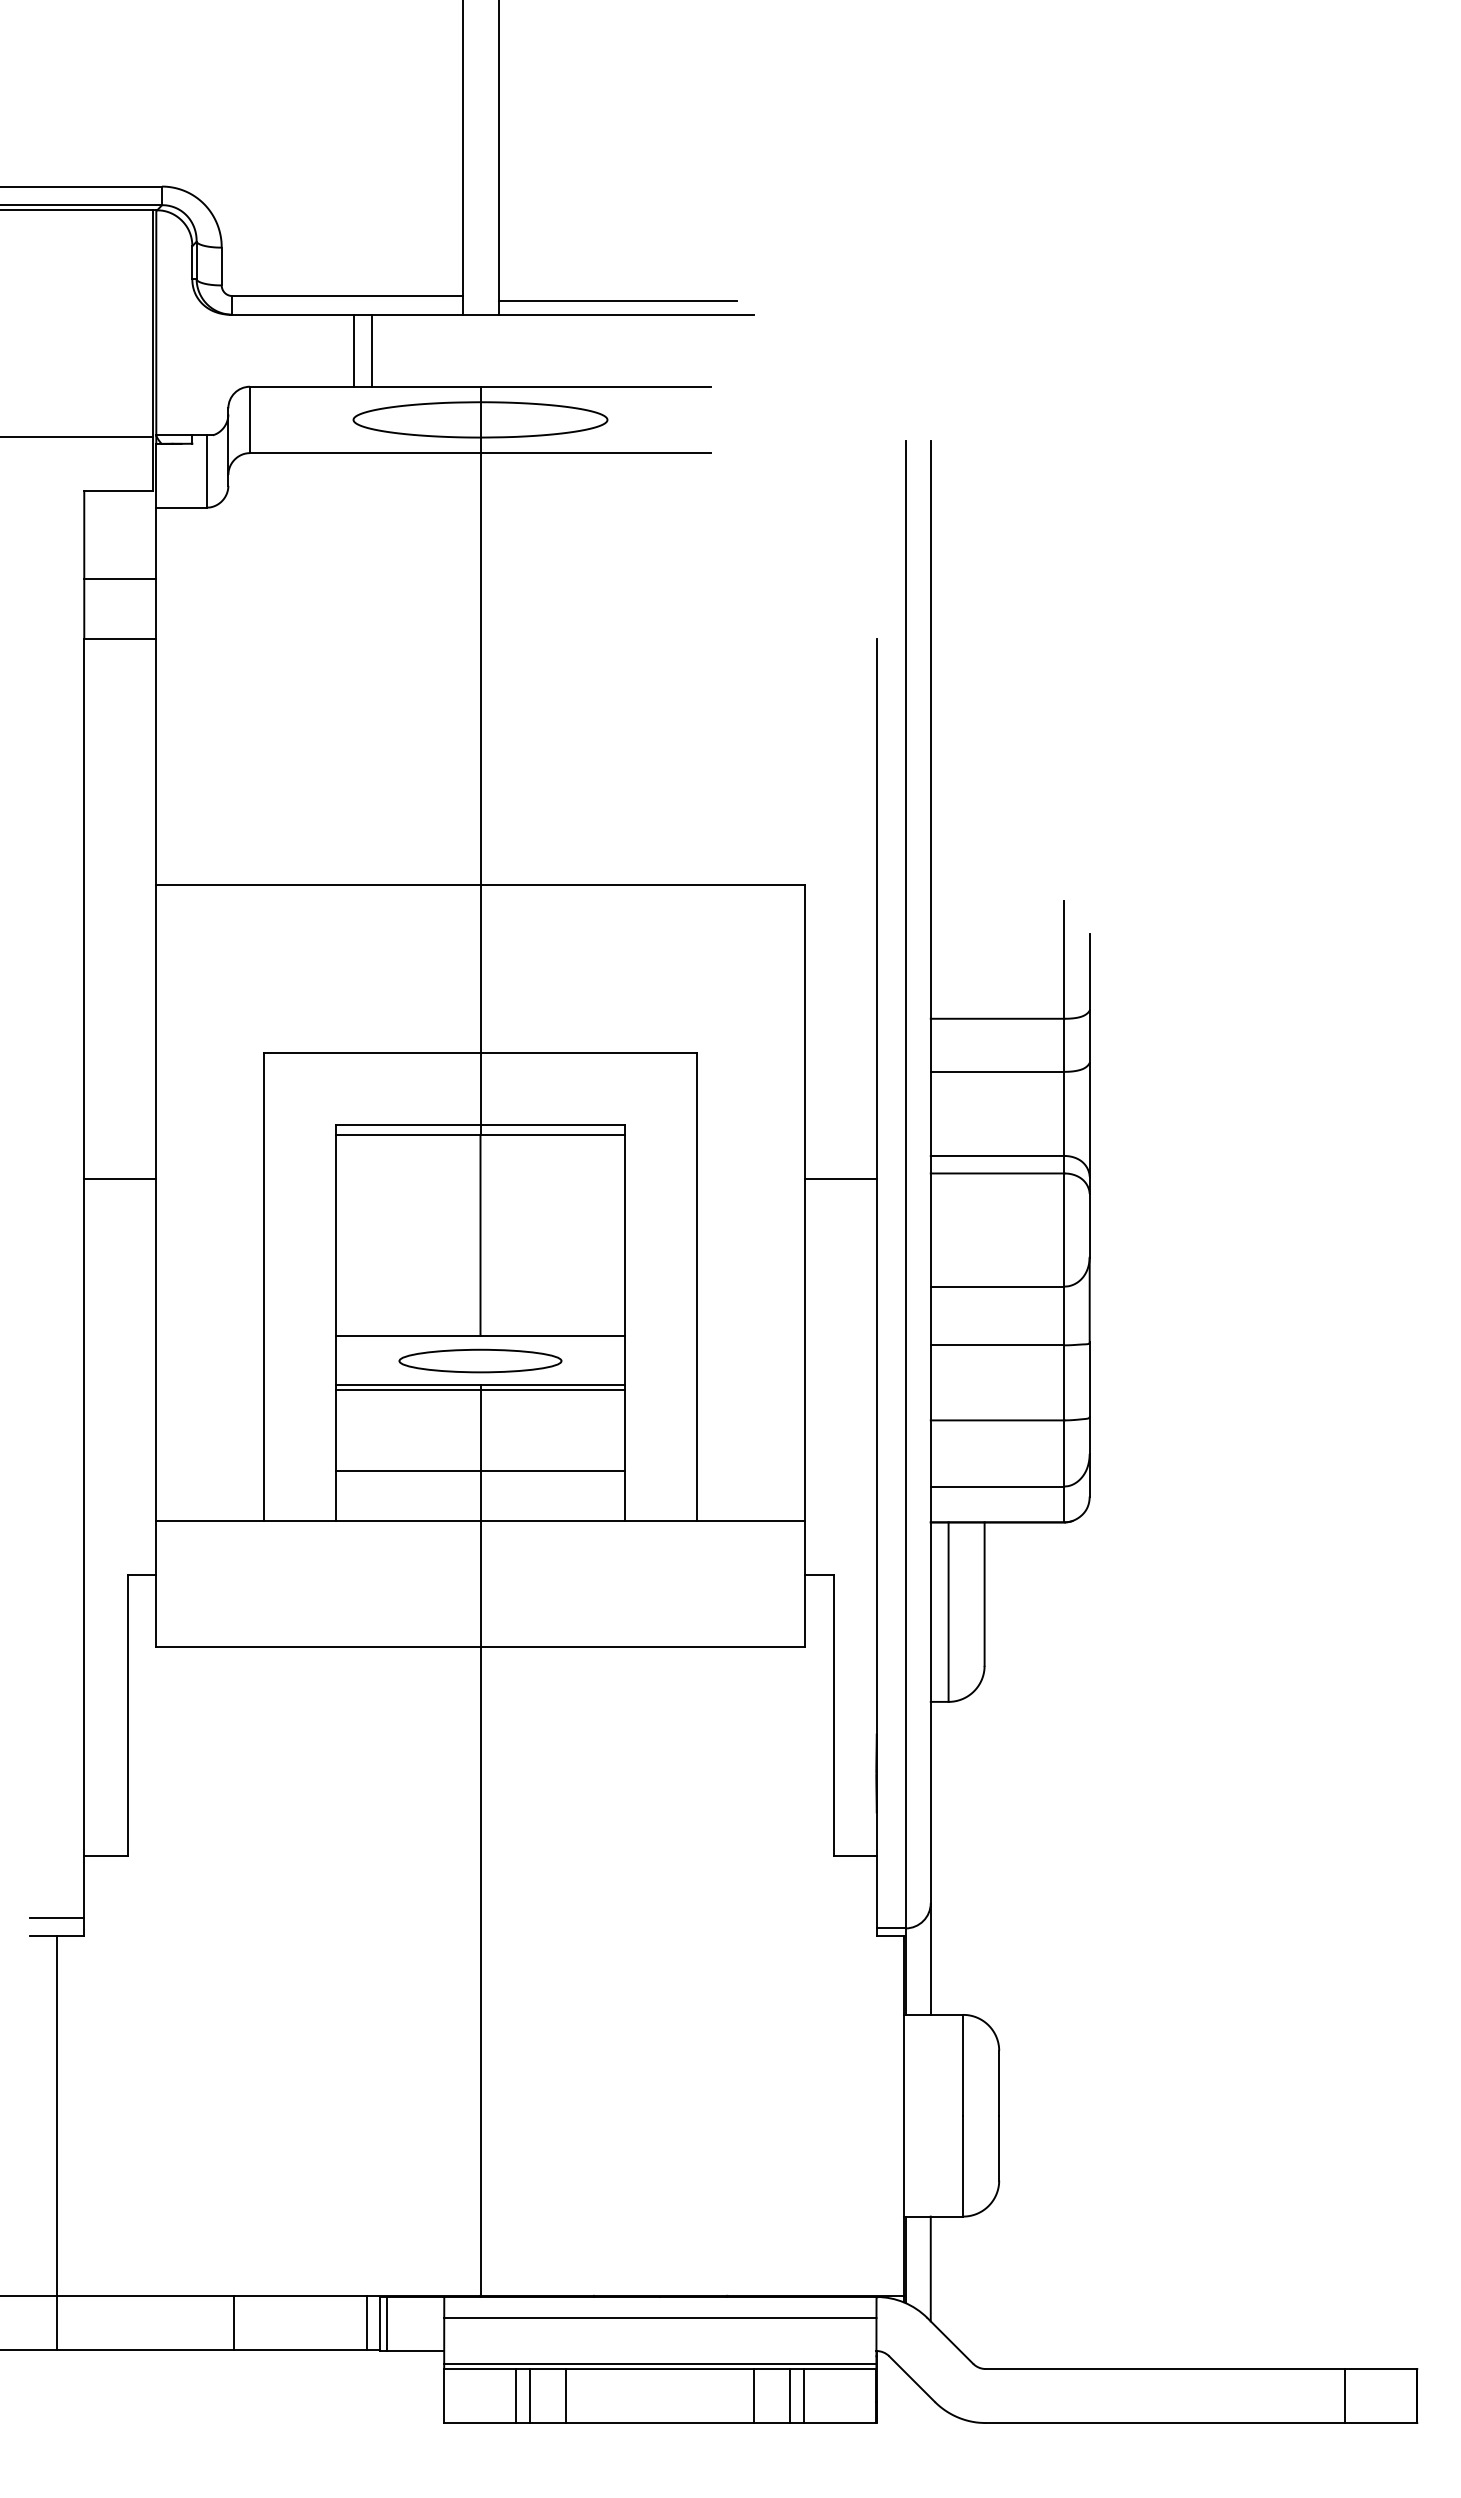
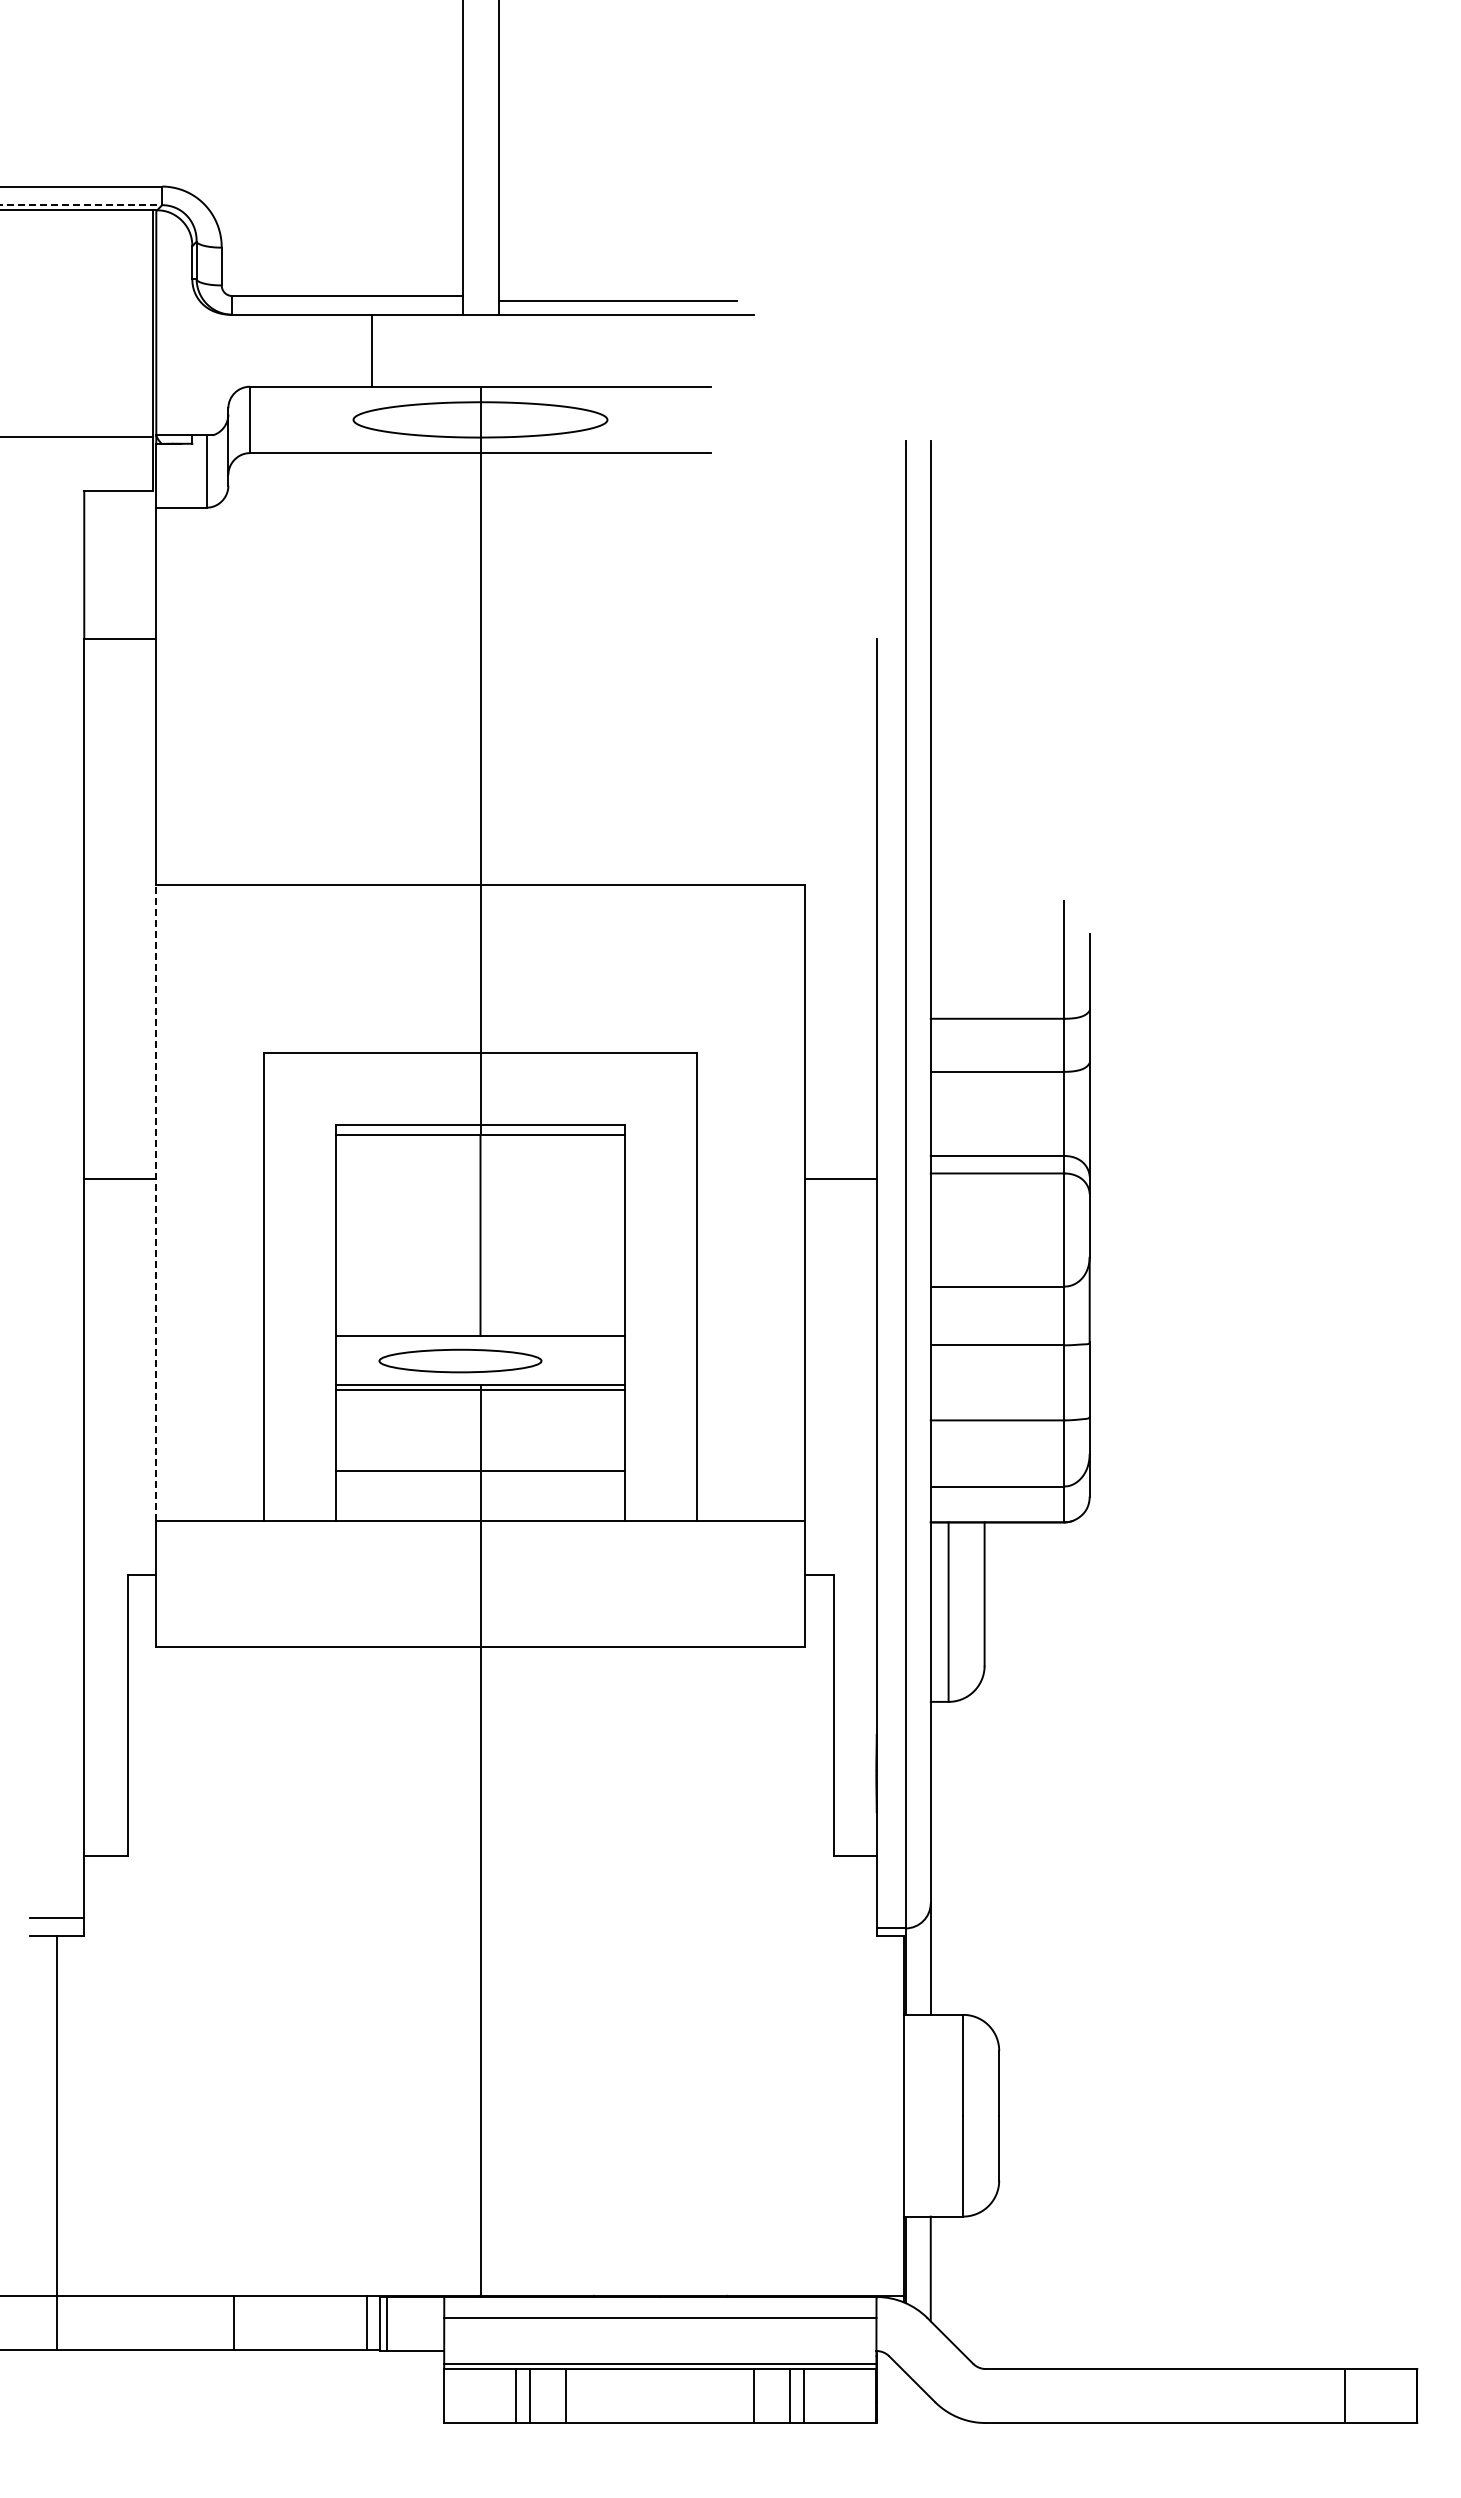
line: solid -> dashed (81, 205)
line: present -> none (354, 350)
line: present -> none (120, 579)
line: solid -> dashed (156, 1203)
part position: (480, 1360) -> (460, 1360) (460, 1360)
